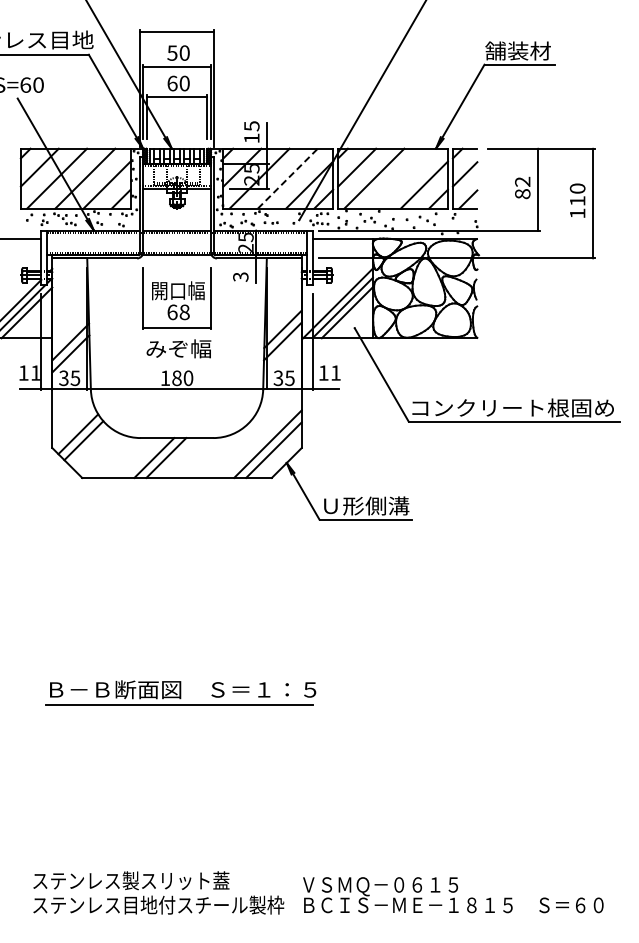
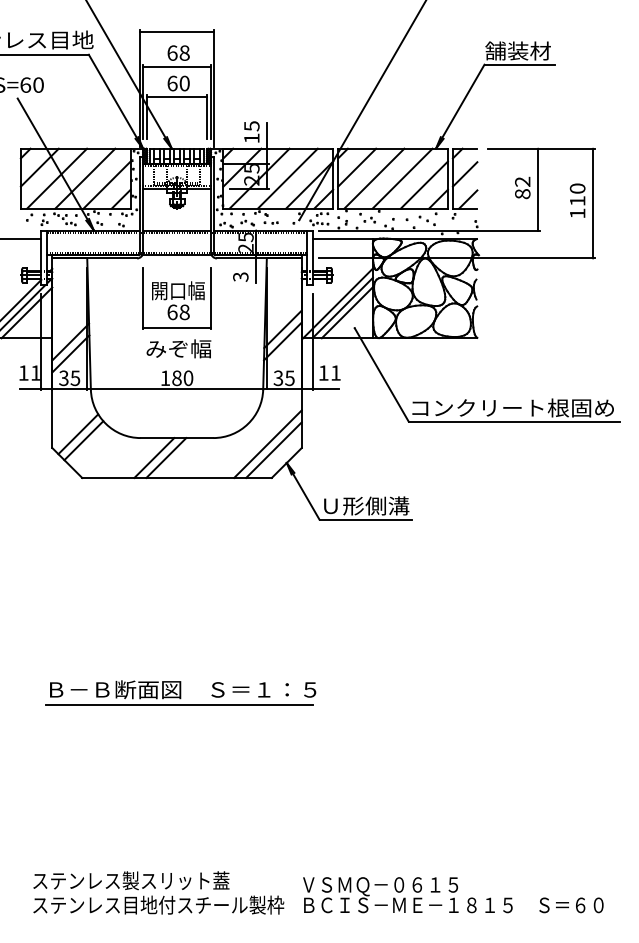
text: 50 -> 68 (178, 52)
line: dashed -> solid (288, 178)
line: none -> present (402, 178)
